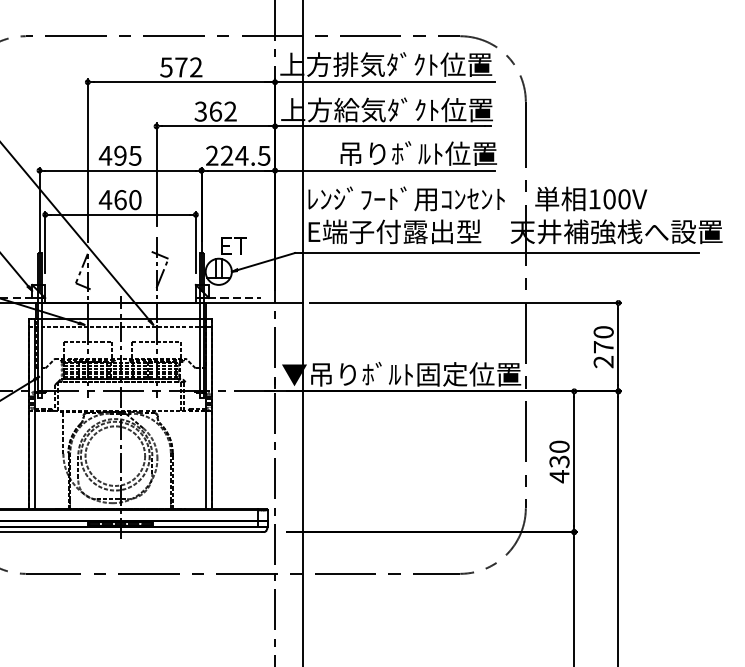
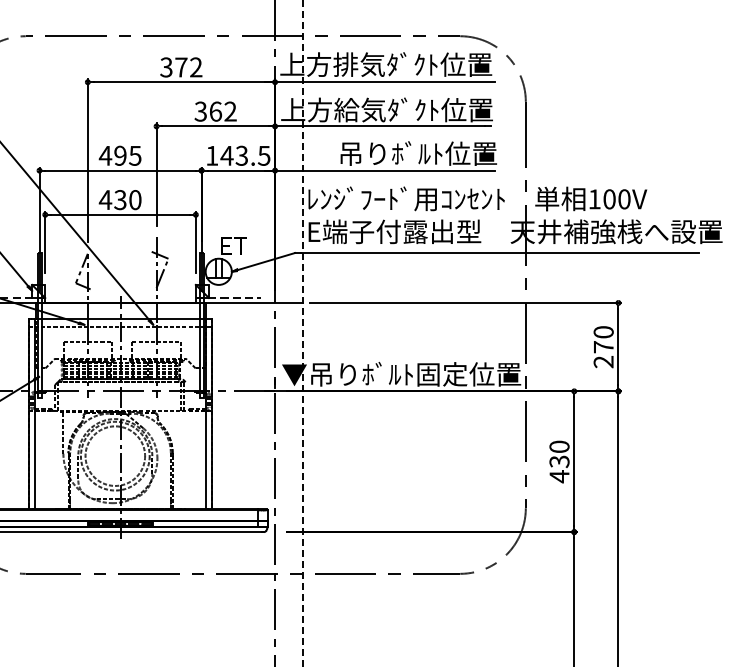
text: 572 -> 372 (166, 67)
text: 224.5 -> 143.5 (227, 155)
text: 460 -> 430 (120, 200)
line: solid -> dashed (302, 333)
